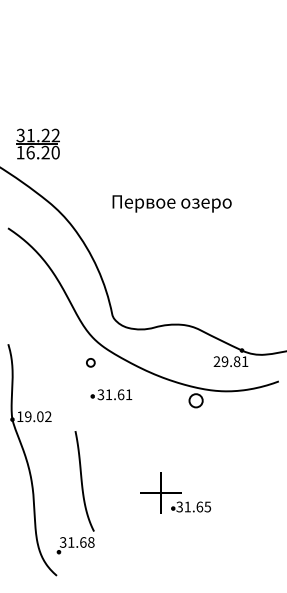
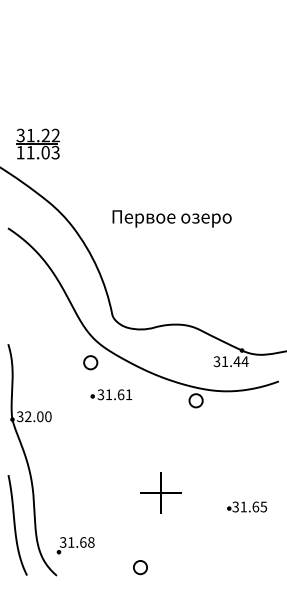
text: 16.20 -> 11.03 (42, 152)
text position: (171, 203) -> (171, 218) (171, 218)
text: 29.81 -> 31.44 (230, 361)
part size: 10x10 px -> 16x16 px (90, 362)
text: 19.02 -> 32.00 (34, 416)
curve position: (82, 481) -> (15, 525) (15, 525)
part position: (191, 506) -> (247, 506) (247, 506)
part: none -> present (140, 567)
